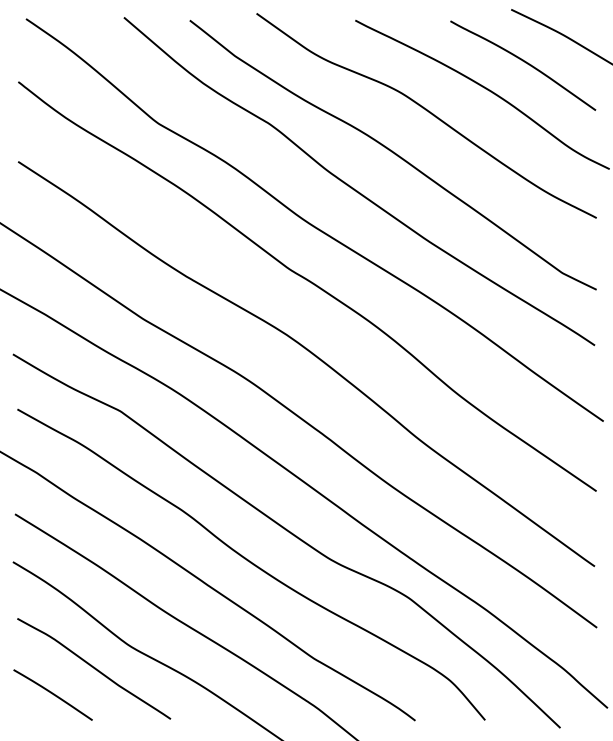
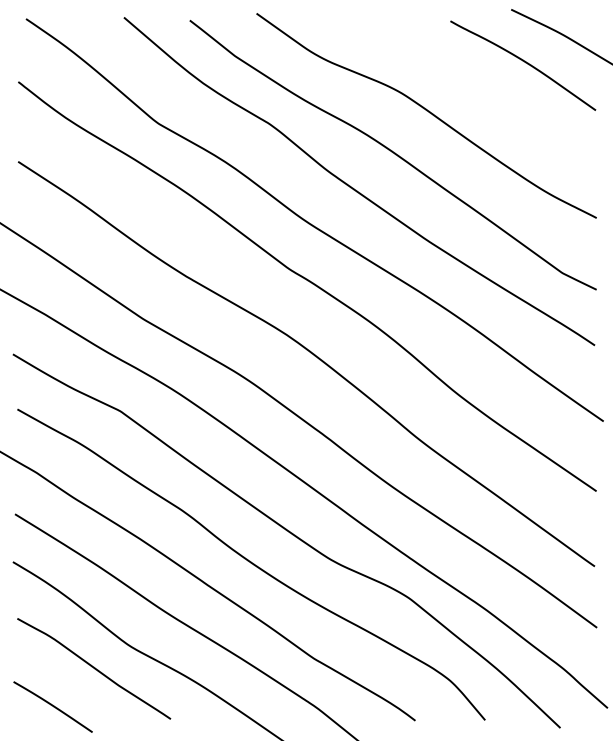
curve: present -> none (485, 89)
curve position: (52, 694) -> (52, 706) (52, 706)
